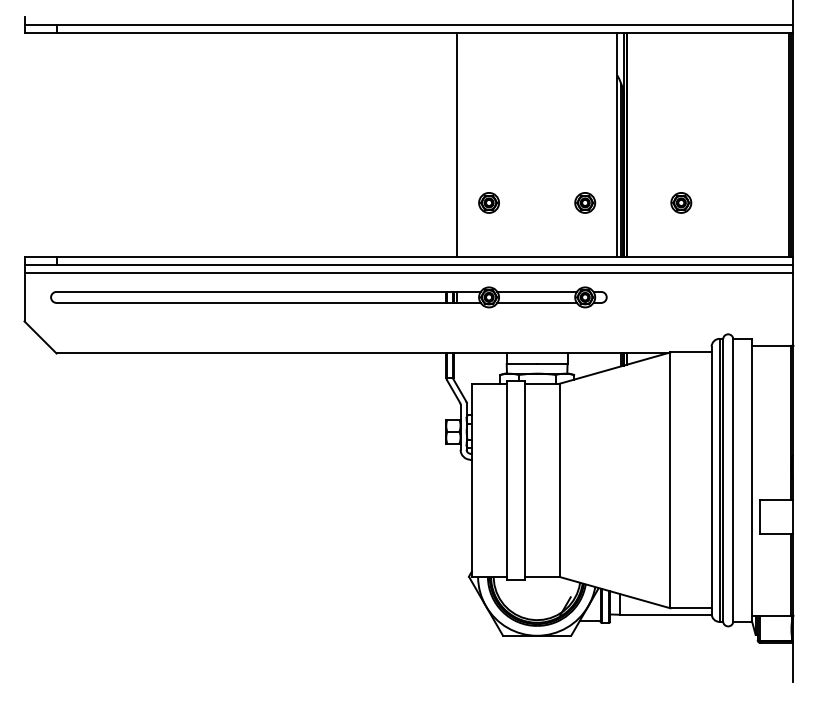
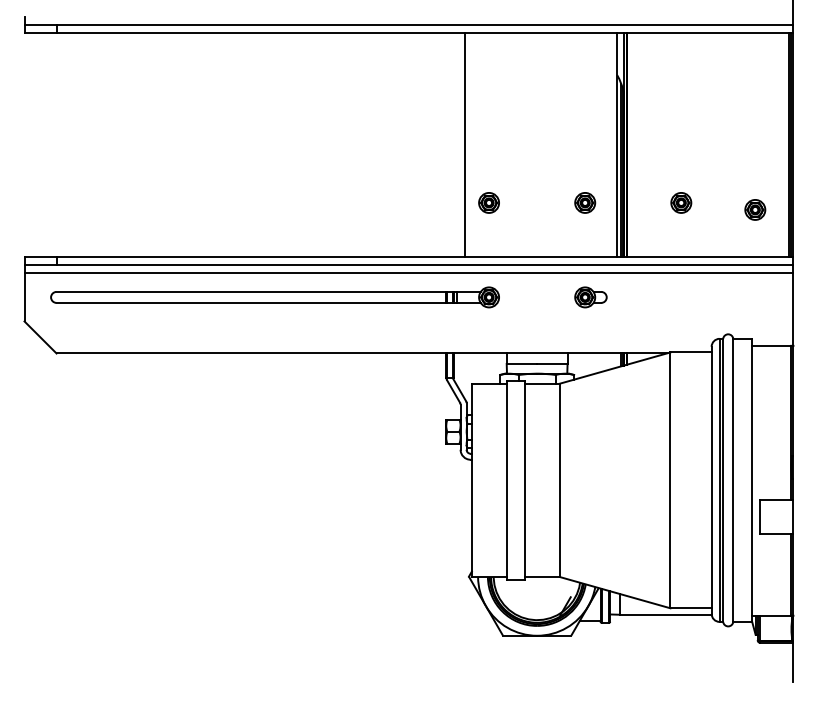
line position: (457, 145) -> (465, 145) (465, 145)
part: none -> present (755, 209)
line: present -> none (536, 291)
line: present -> none (536, 302)
